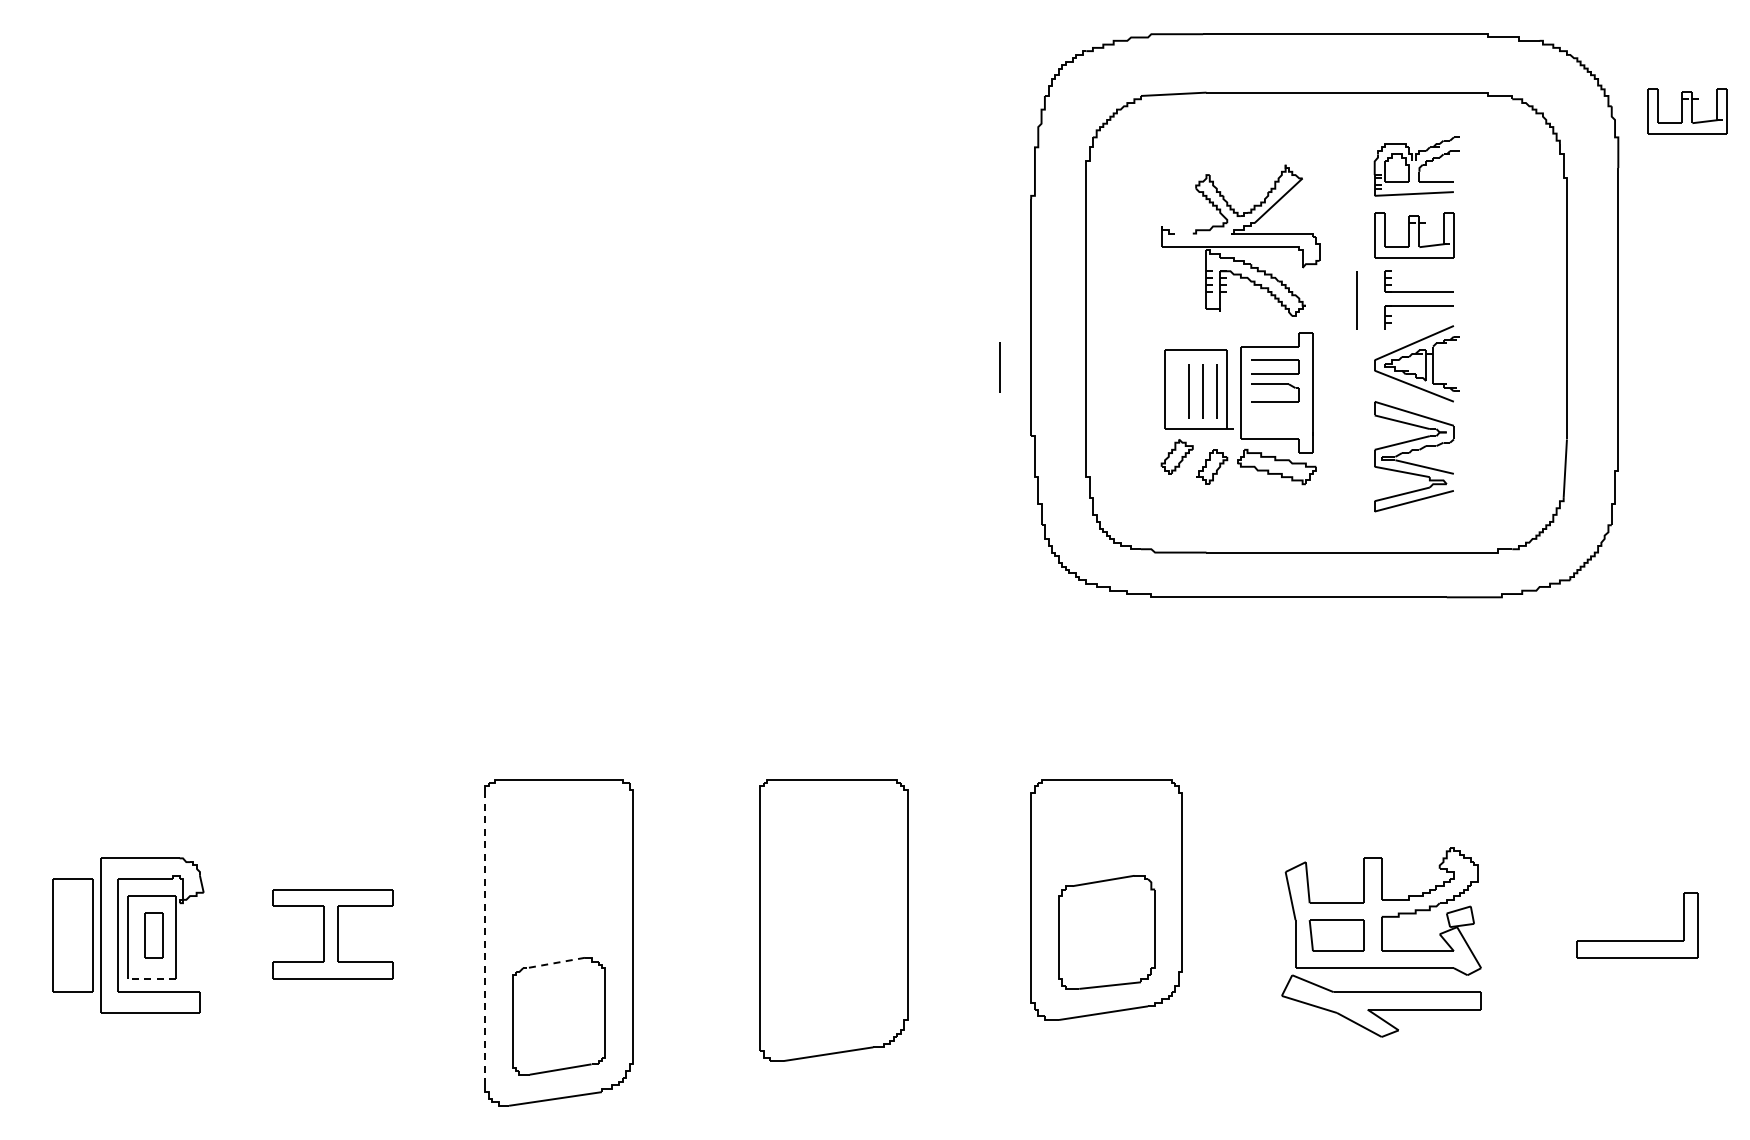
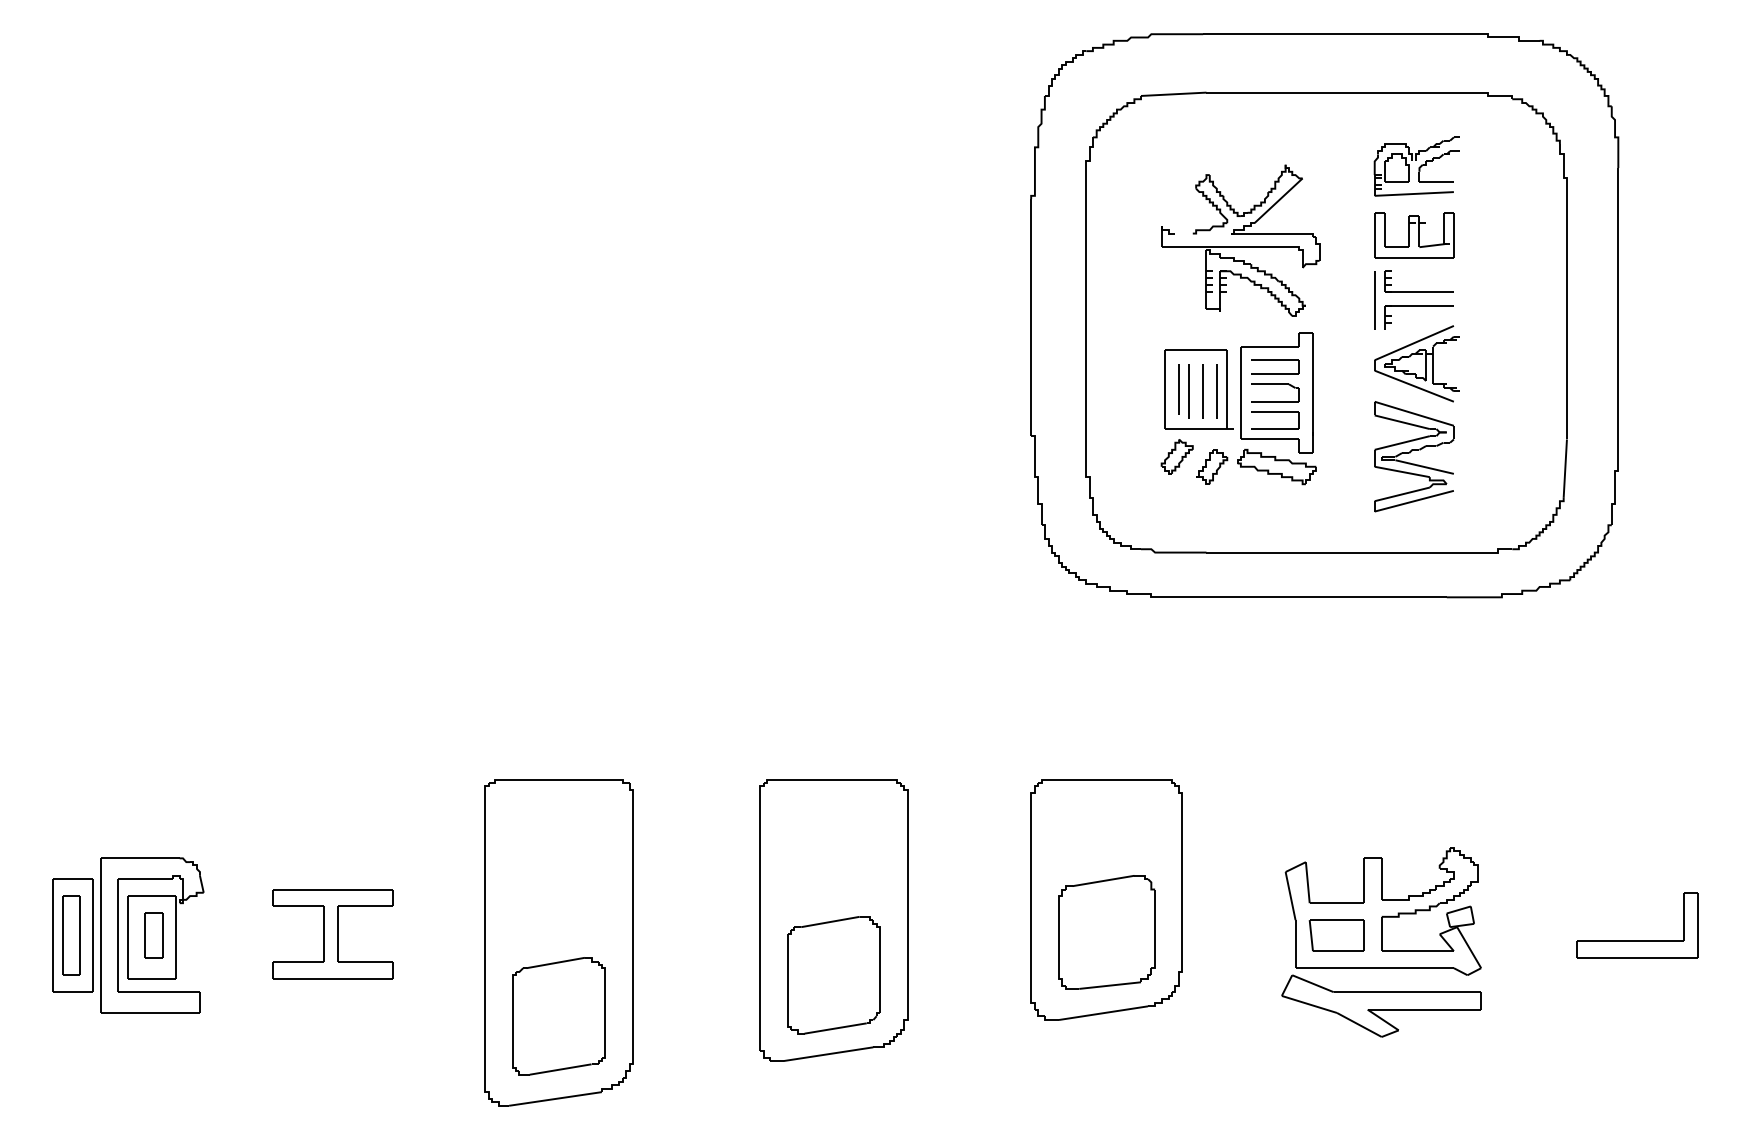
part: present -> none (1687, 111)
line position: (1356, 300) -> (1374, 300) (1374, 300)
line position: (999, 367) -> (1178, 389) (1178, 389)
part: none -> present (1275, 412)
part: none -> present (71, 935)
line: dashed -> solid (485, 940)
line: dashed -> solid (555, 963)
part: none -> present (833, 975)
line: dashed -> solid (151, 978)
